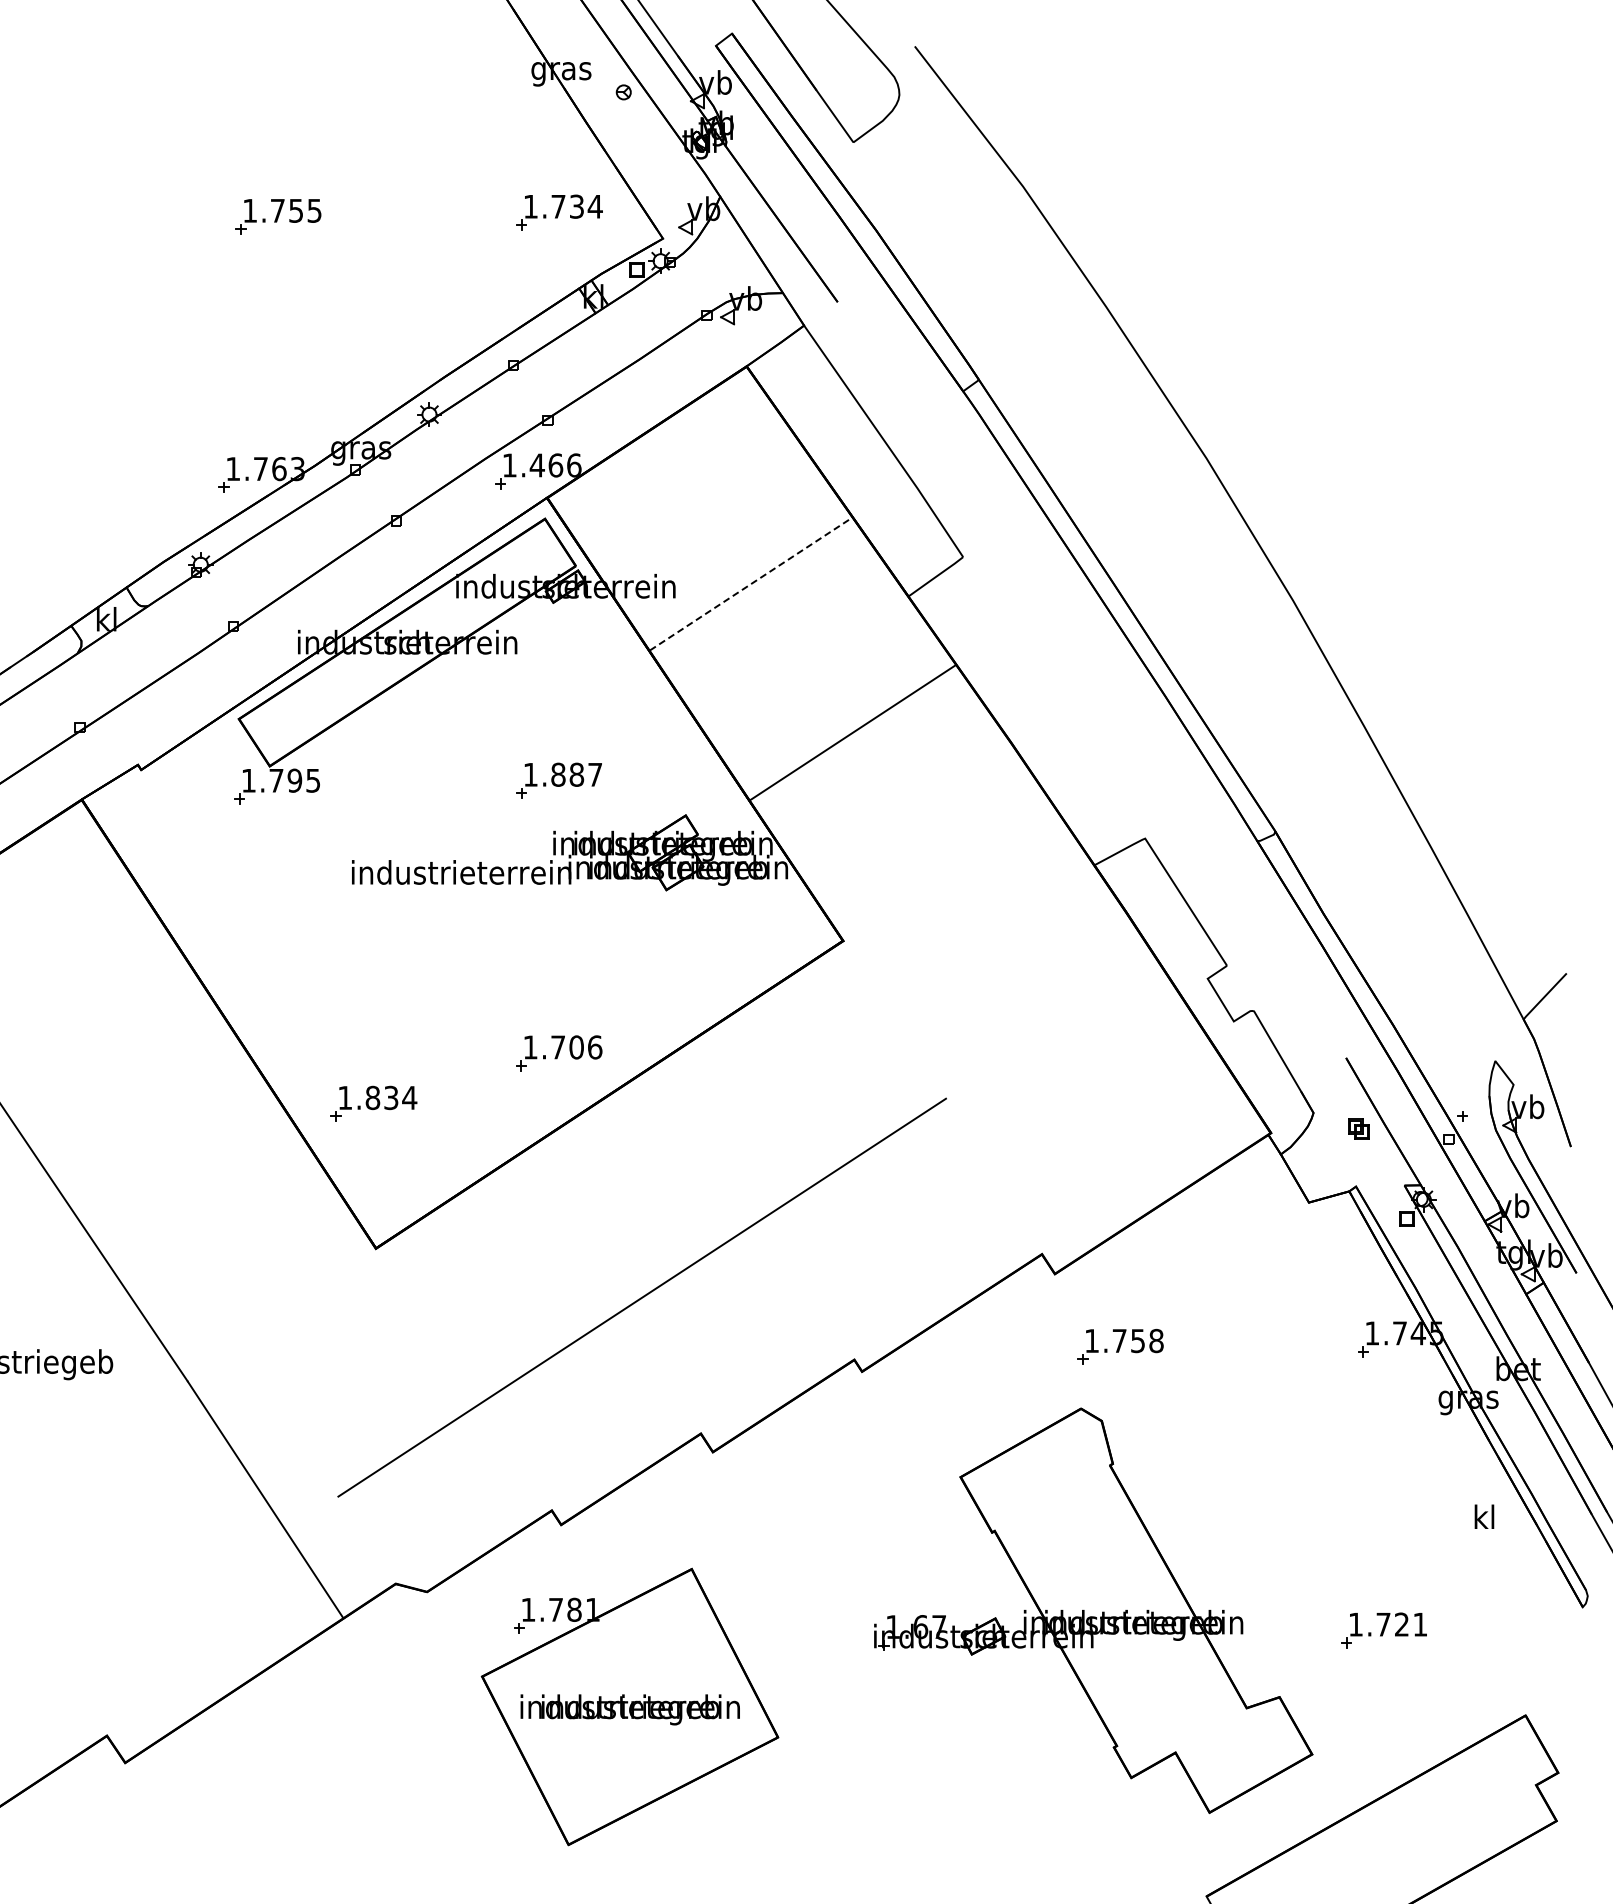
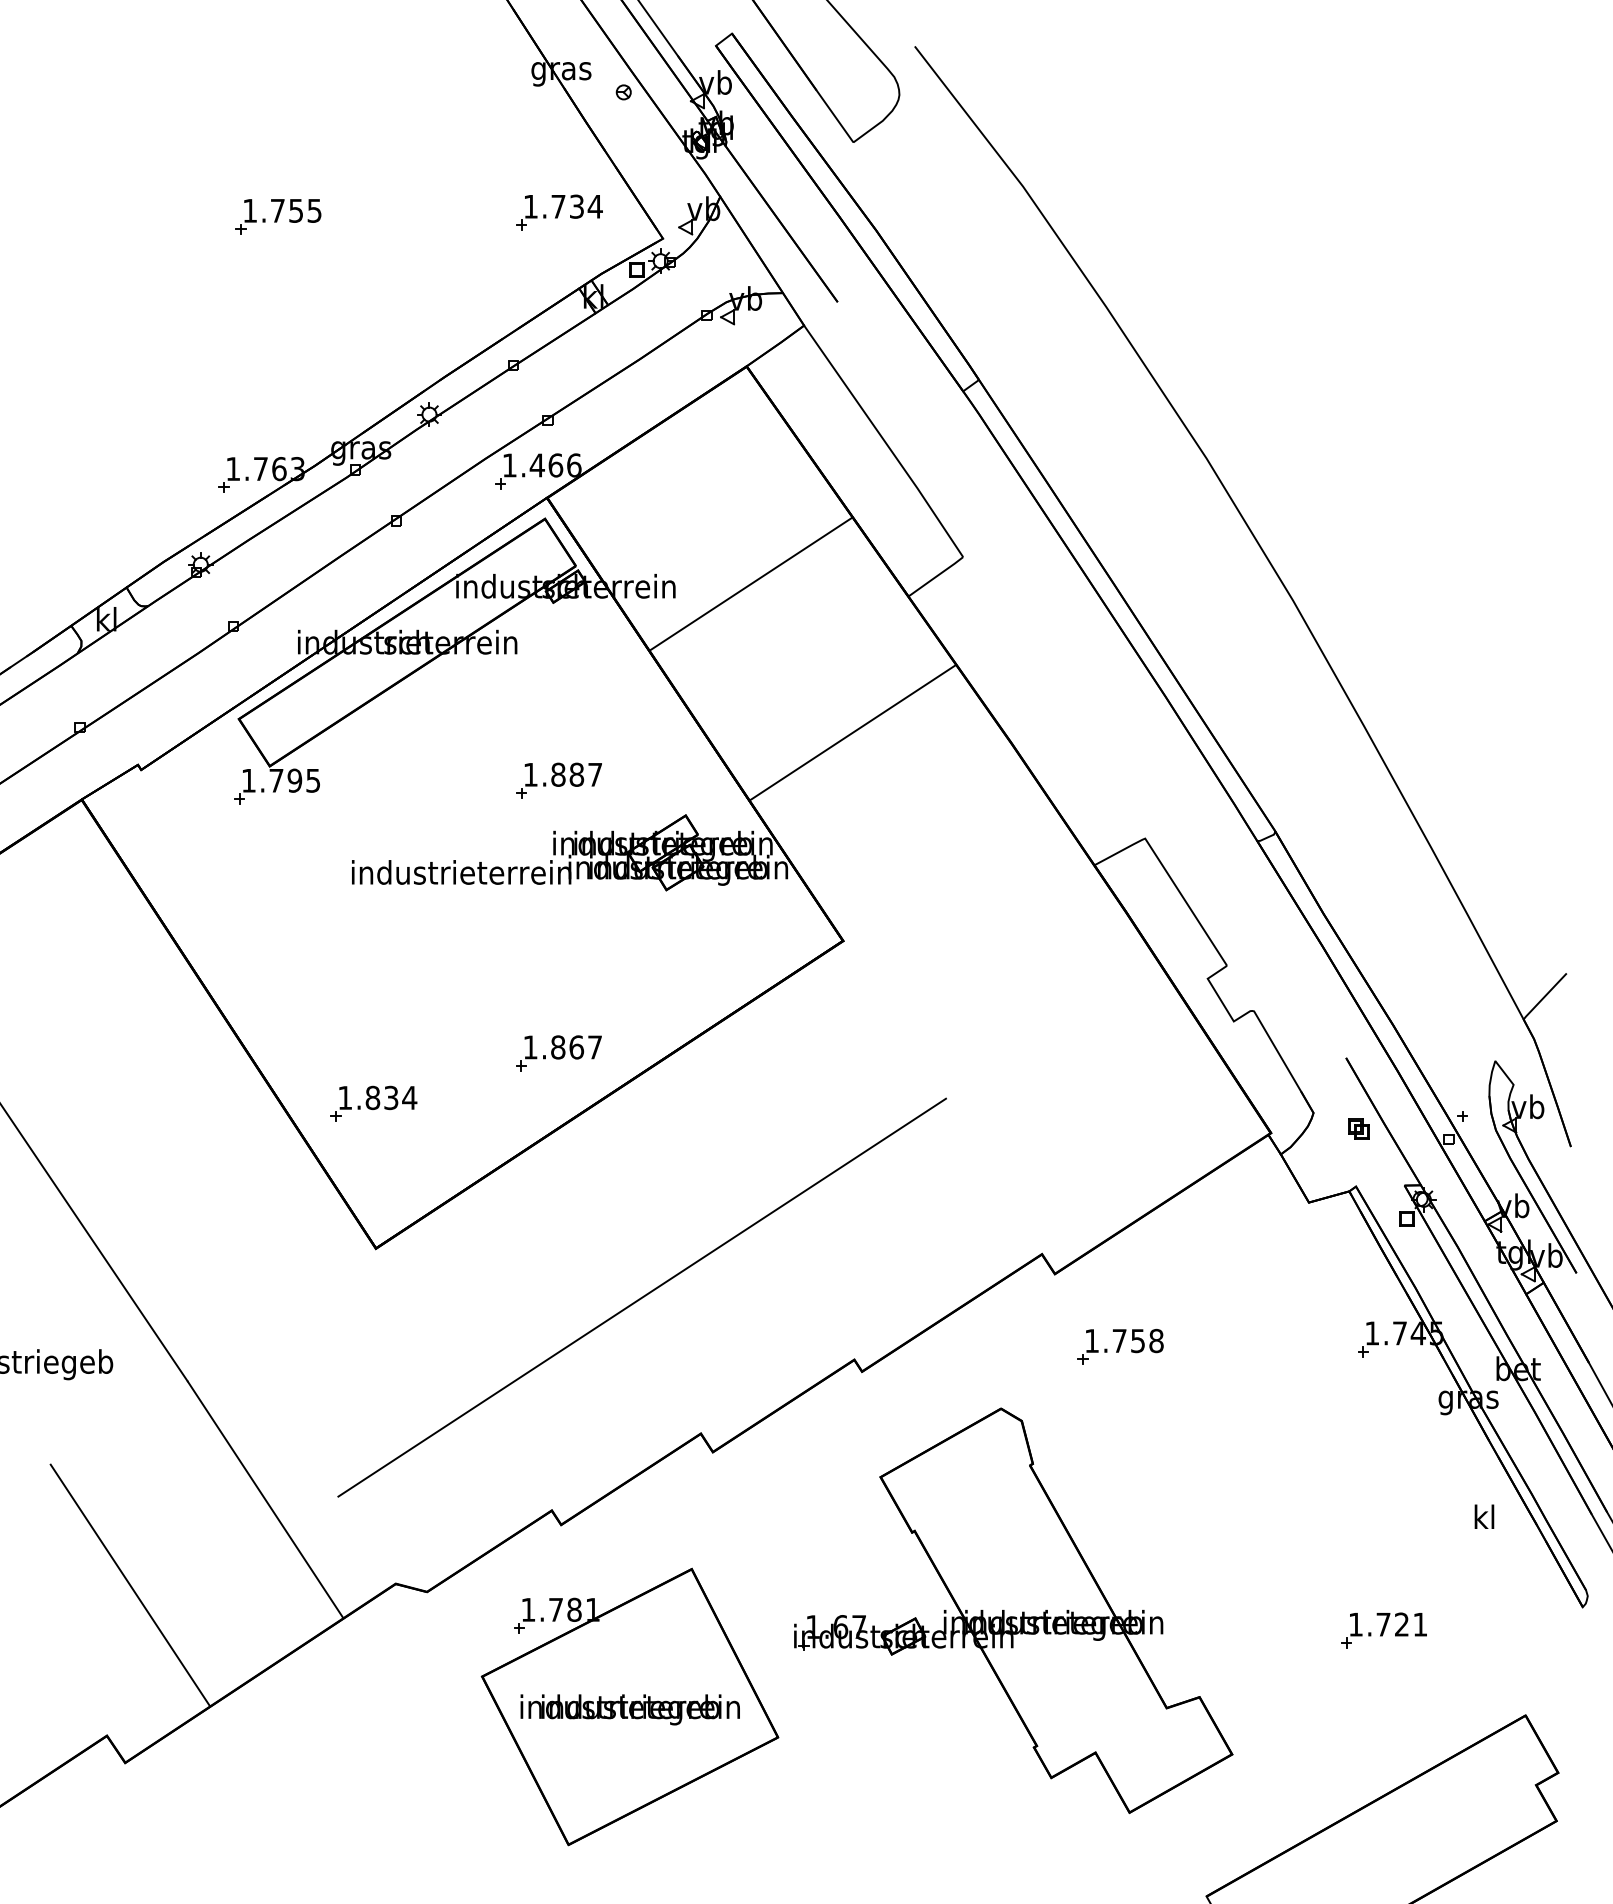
line: dashed -> solid (751, 584)
text: 1.706 -> 1.867 (576, 1047)
line: none -> present (129, 1585)
part position: (1093, 1610) -> (1013, 1610) (1013, 1610)
